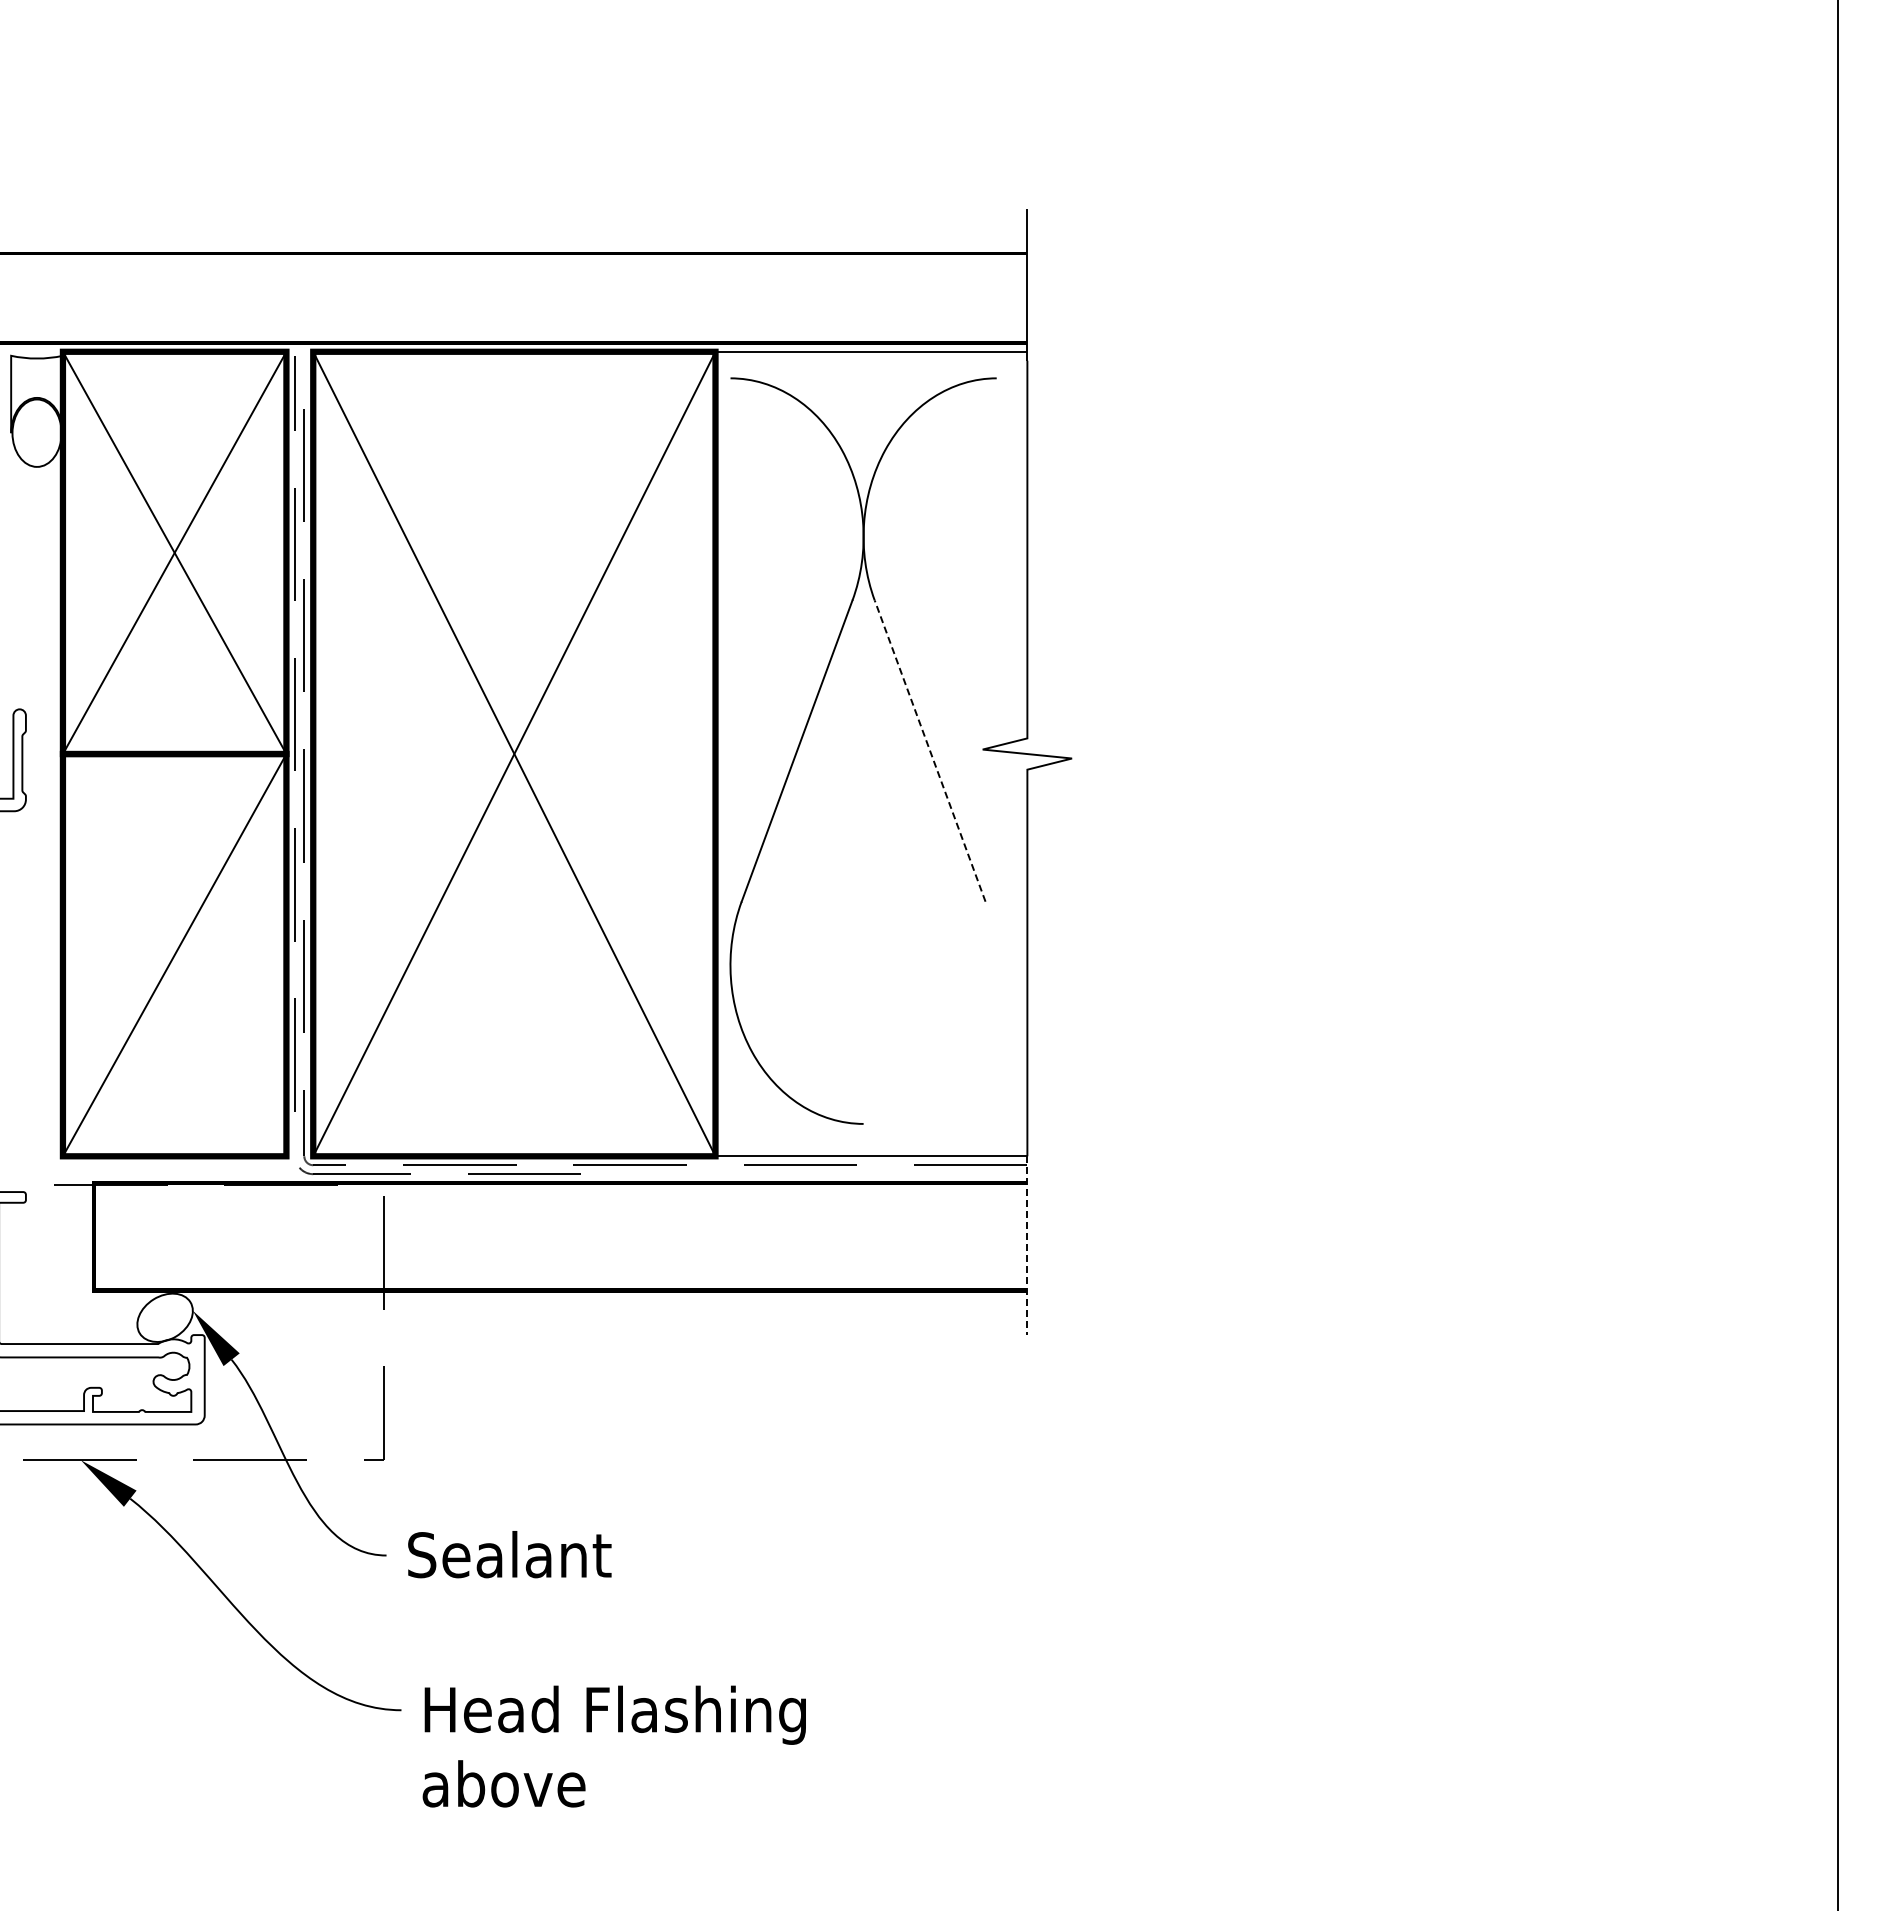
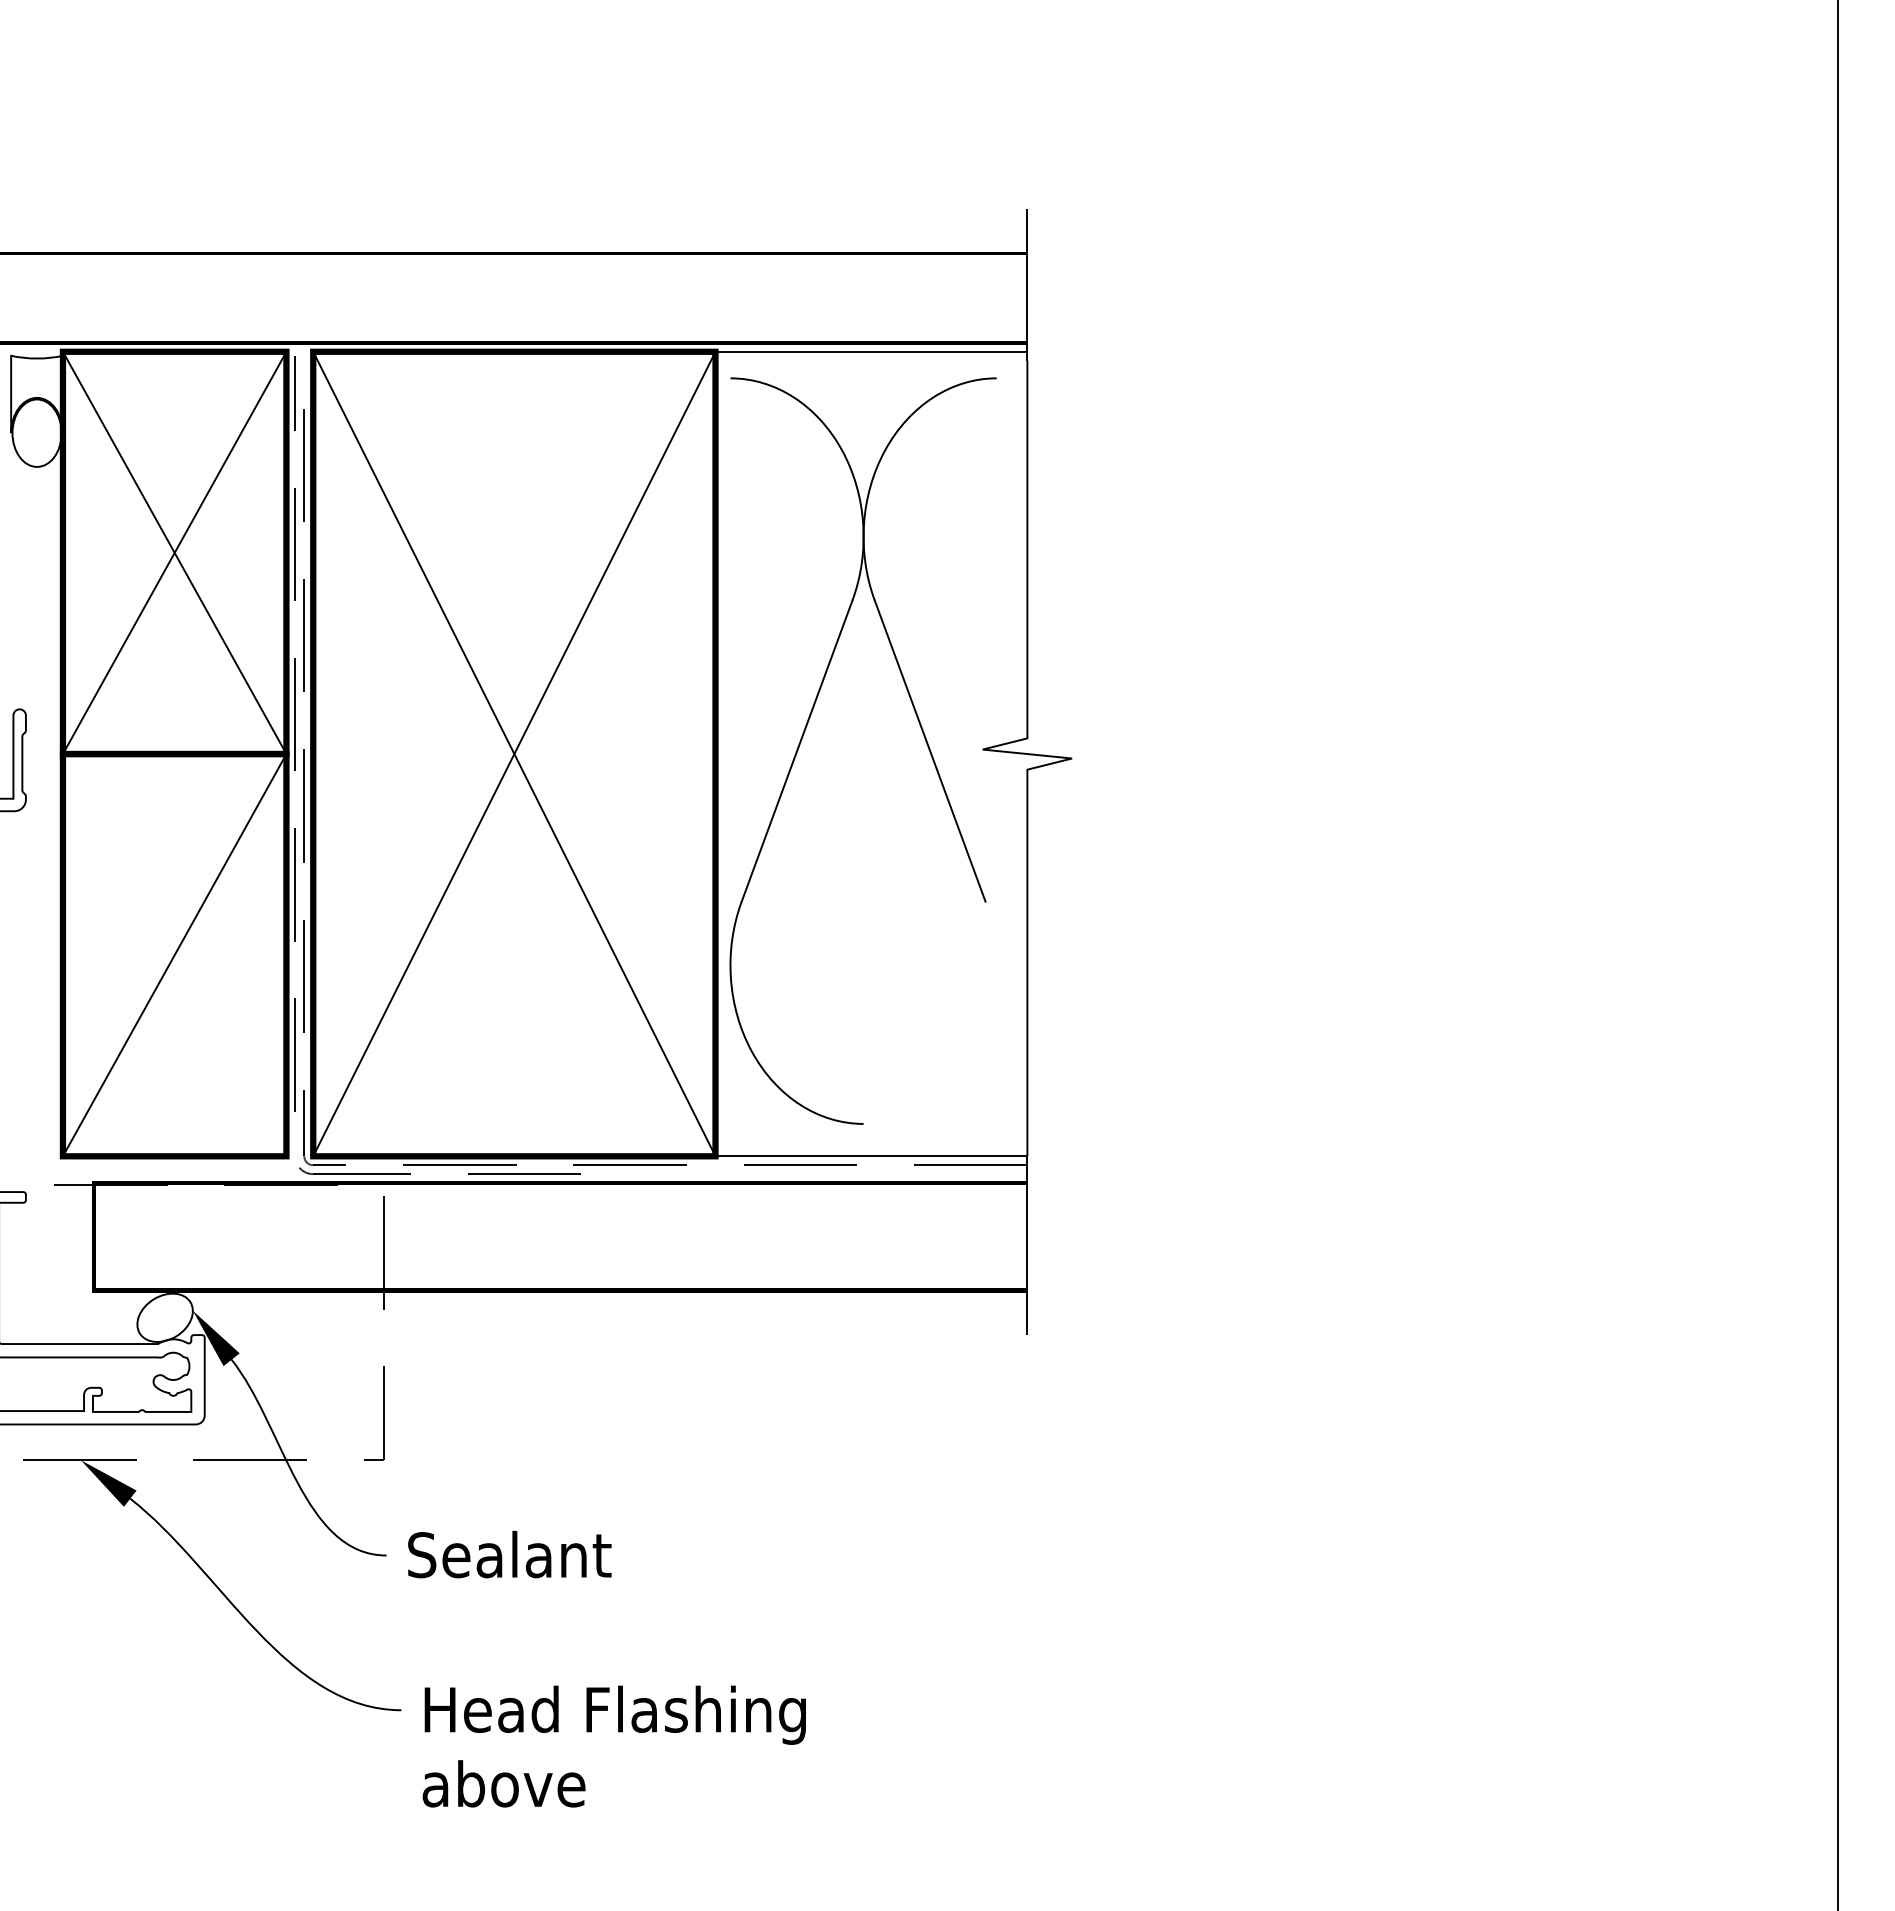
line: dashed -> solid (930, 750)
line: dashed -> solid (1027, 1246)
